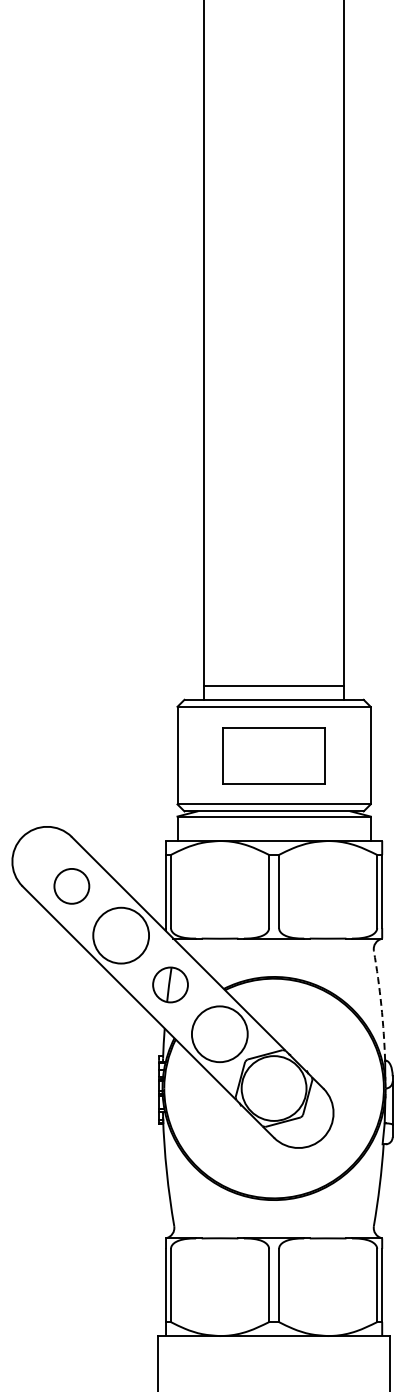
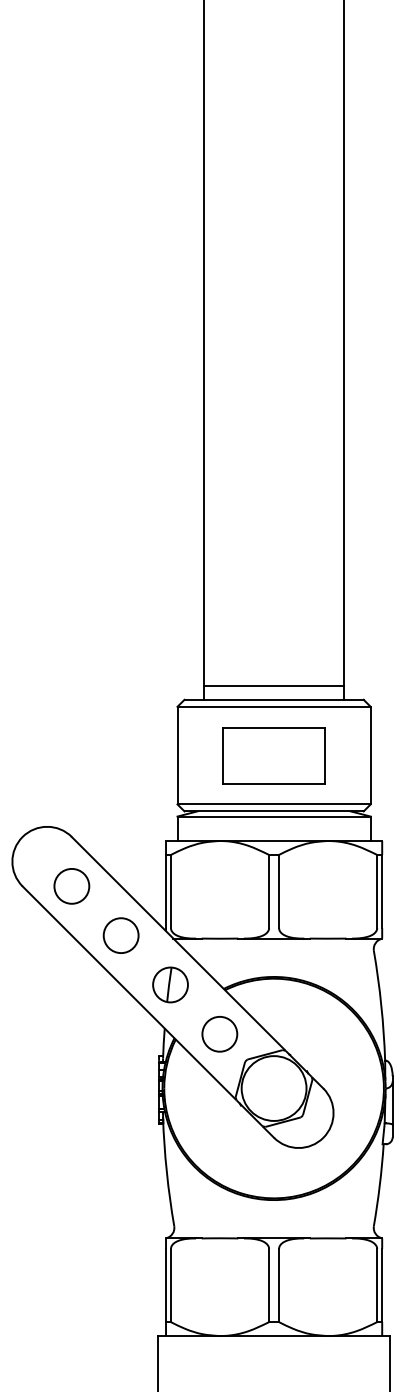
circle diameter: 56 px -> 35 px (120, 935)
arc: dashed -> solid (381, 1005)
circle diameter: 56 px -> 35 px (219, 1033)
